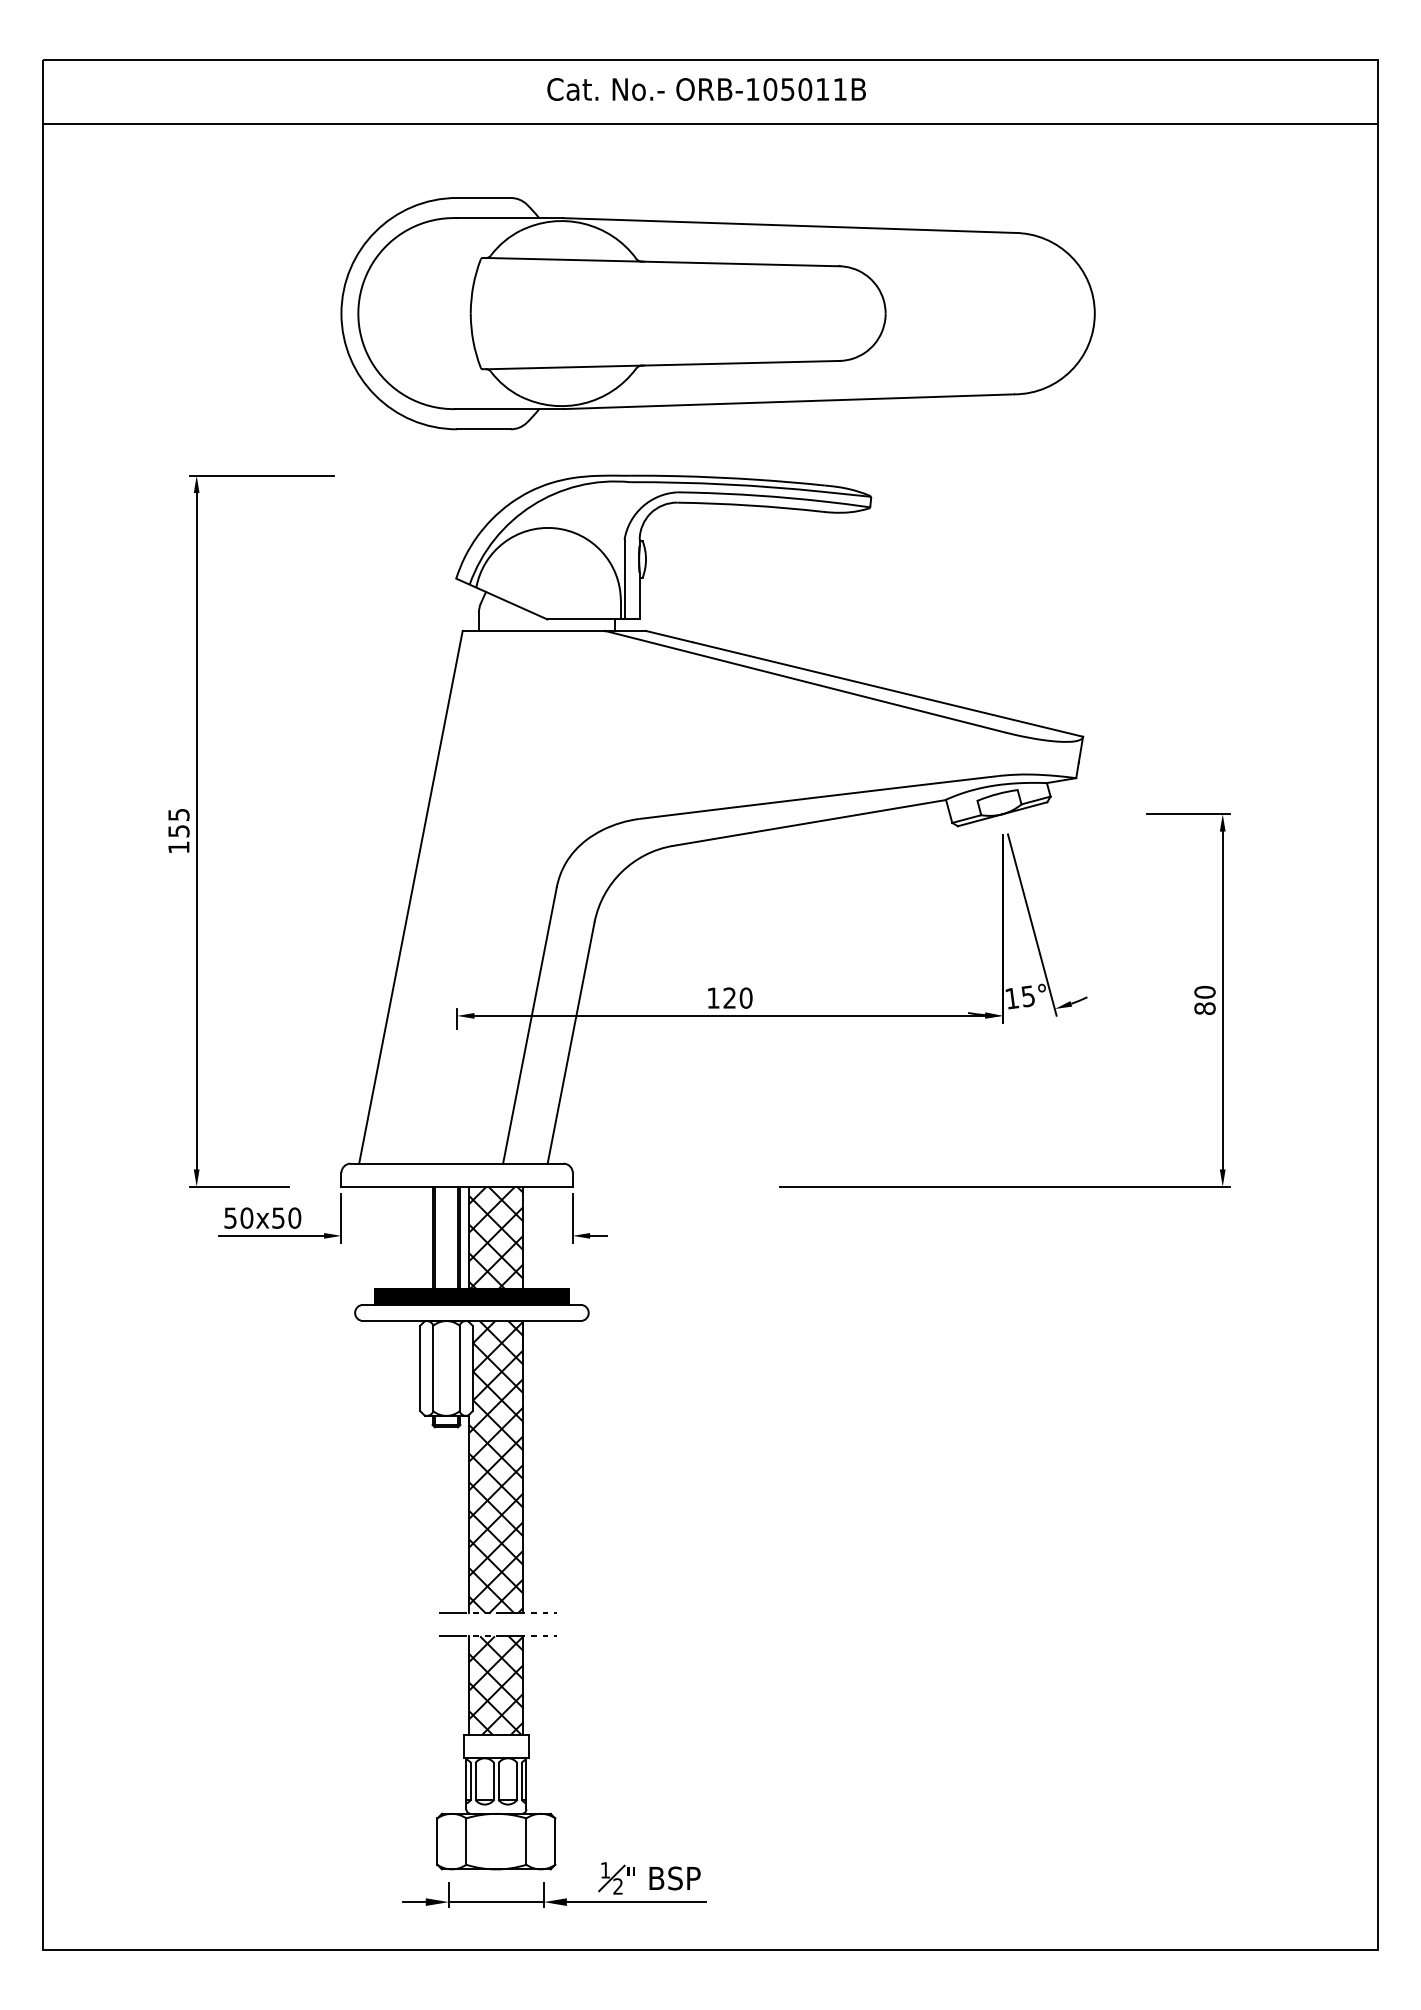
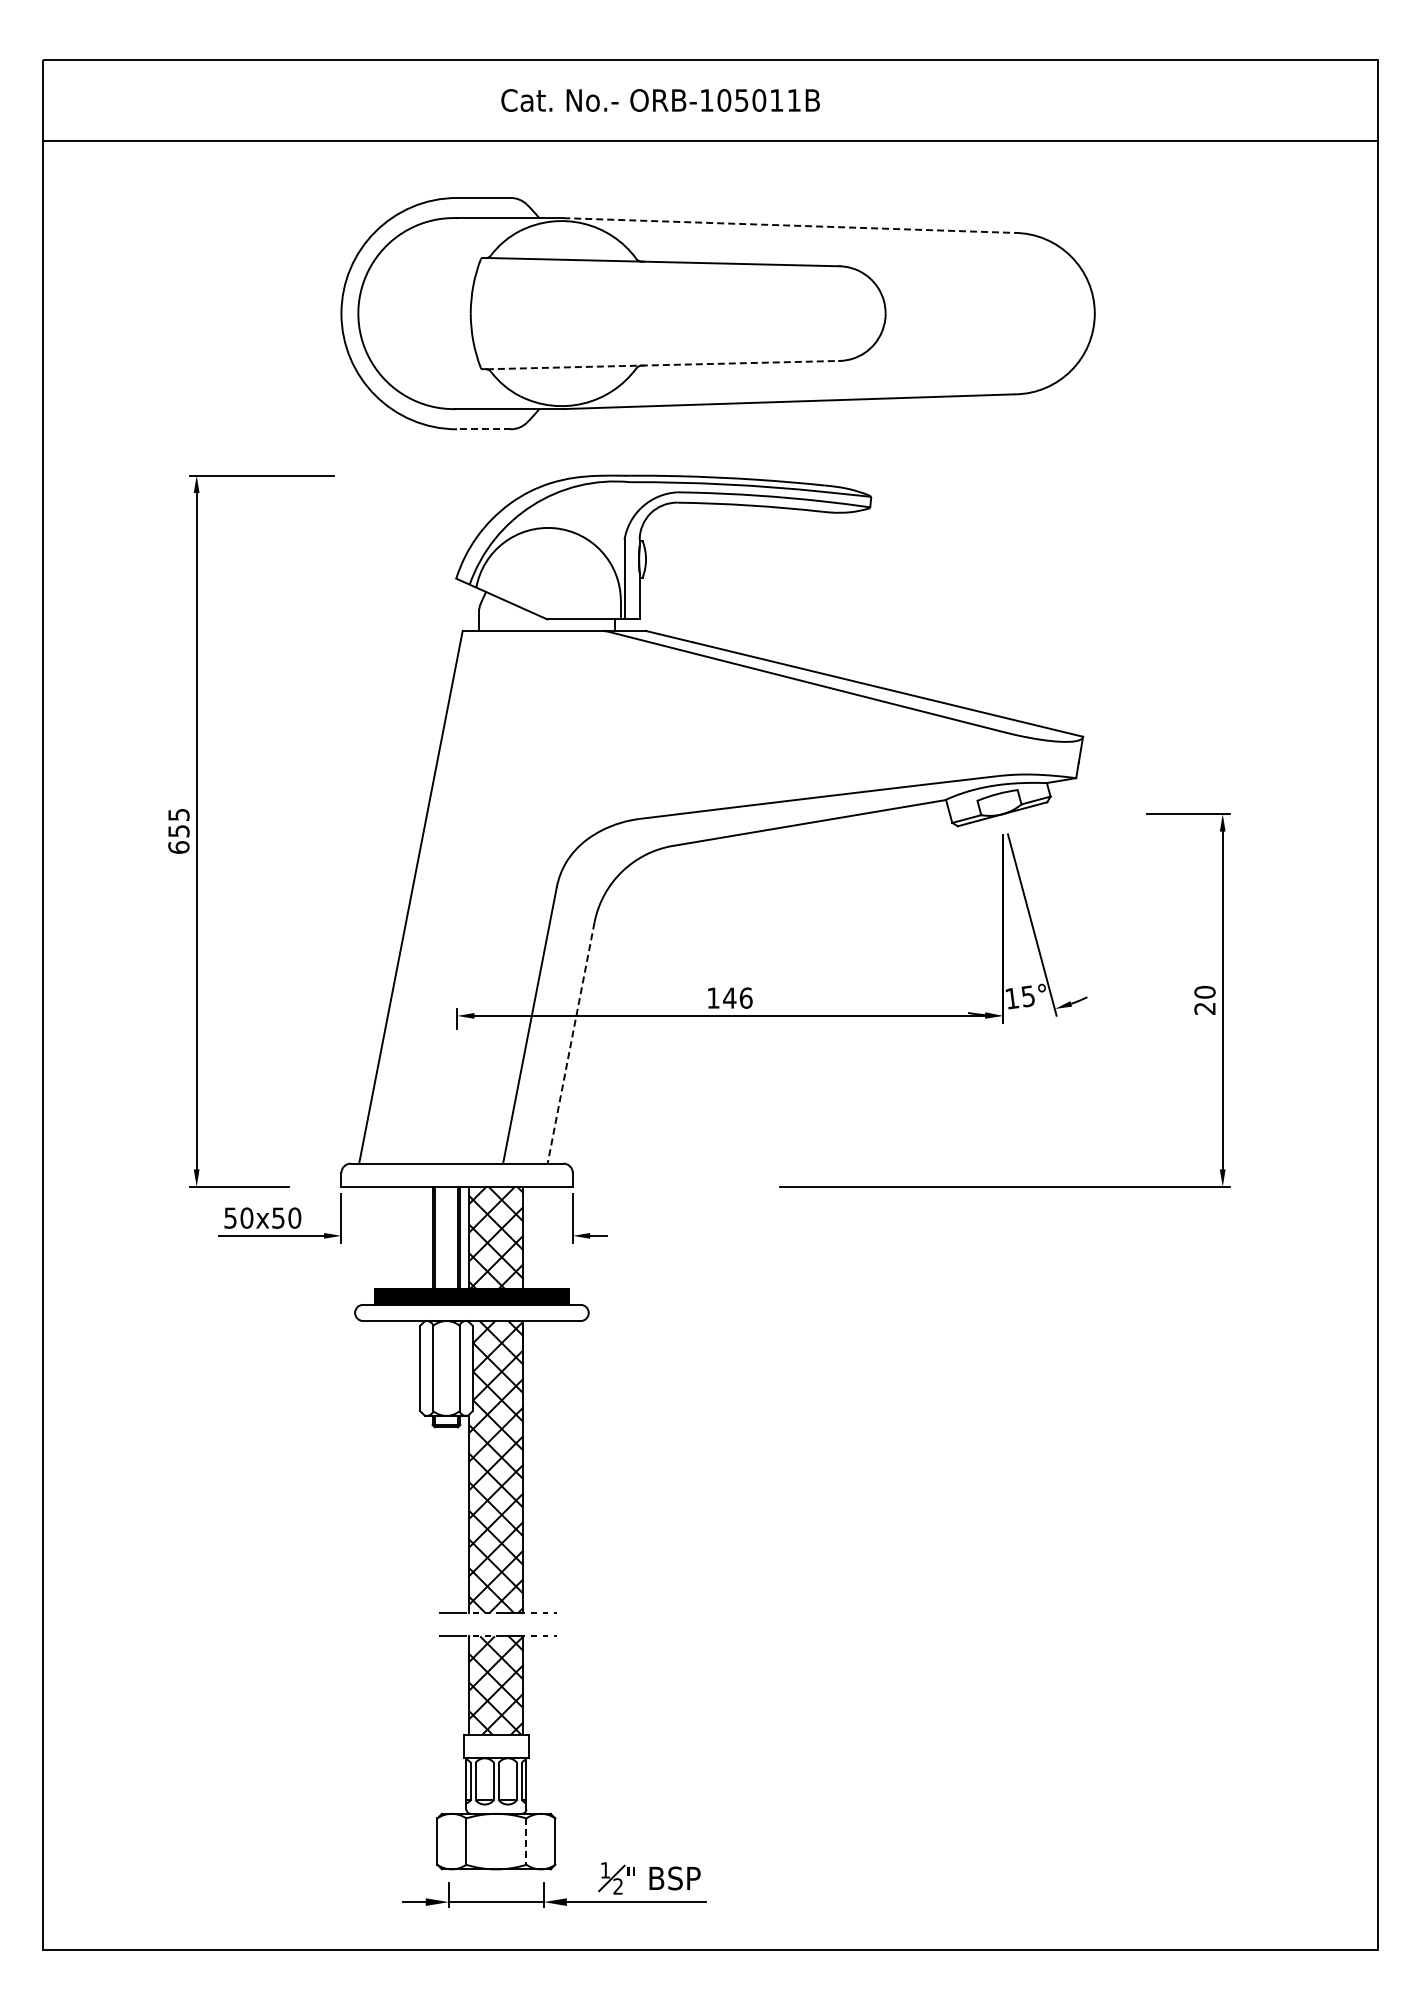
text position: (706, 89) -> (660, 100) (660, 100)
line position: (710, 123) -> (710, 140) (710, 140)
line: solid -> dashed (788, 225)
line: solid -> dashed (663, 365)
line: solid -> dashed (483, 429)
text: 155 -> 655 (178, 847)
text: 120 -> 146 (737, 997)
text: 80 -> 20 (1204, 1008)
line: solid -> dashed (571, 1043)
line: solid -> dashed (526, 1842)
